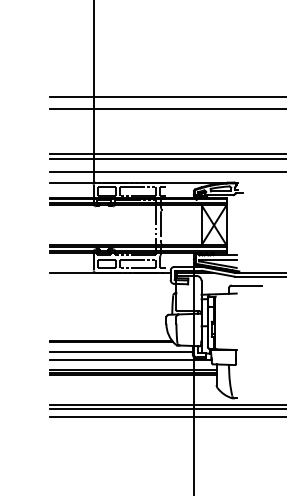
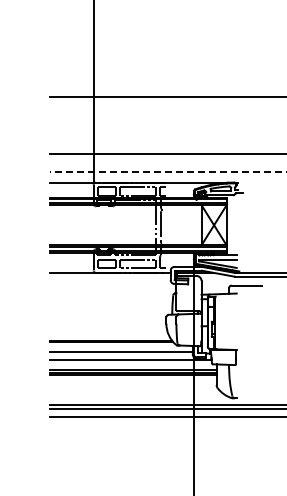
line: present -> none (166, 108)
line: present -> none (166, 158)
line: solid -> dashed (168, 172)
